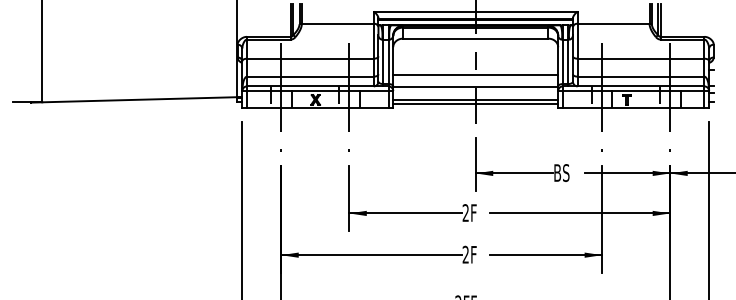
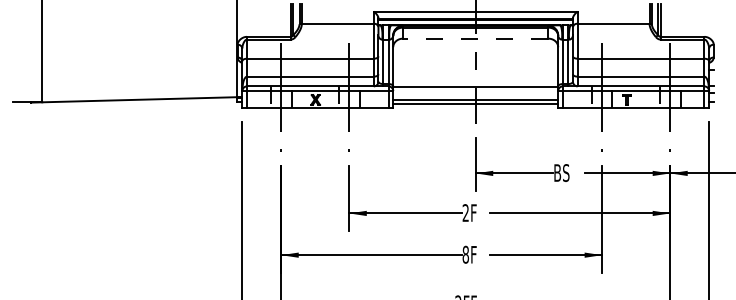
line: solid -> dashed (475, 38)
line: present -> none (475, 75)
text: 2F -> 8F (465, 254)
